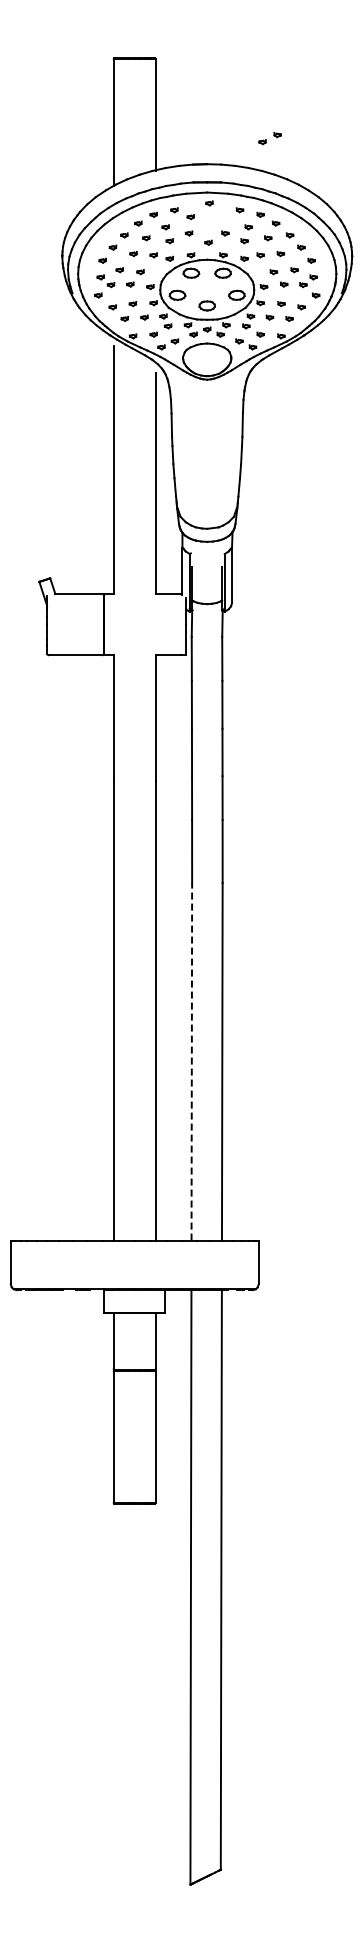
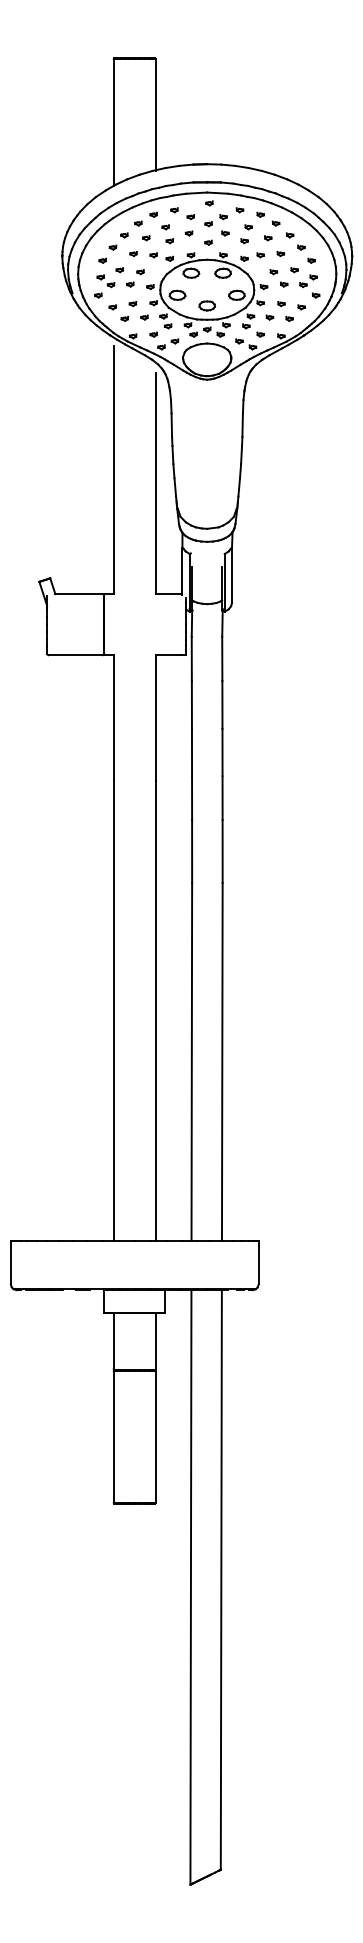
part position: (269, 138) -> (215, 220) (215, 220)
line: dashed -> solid (191, 1061)
